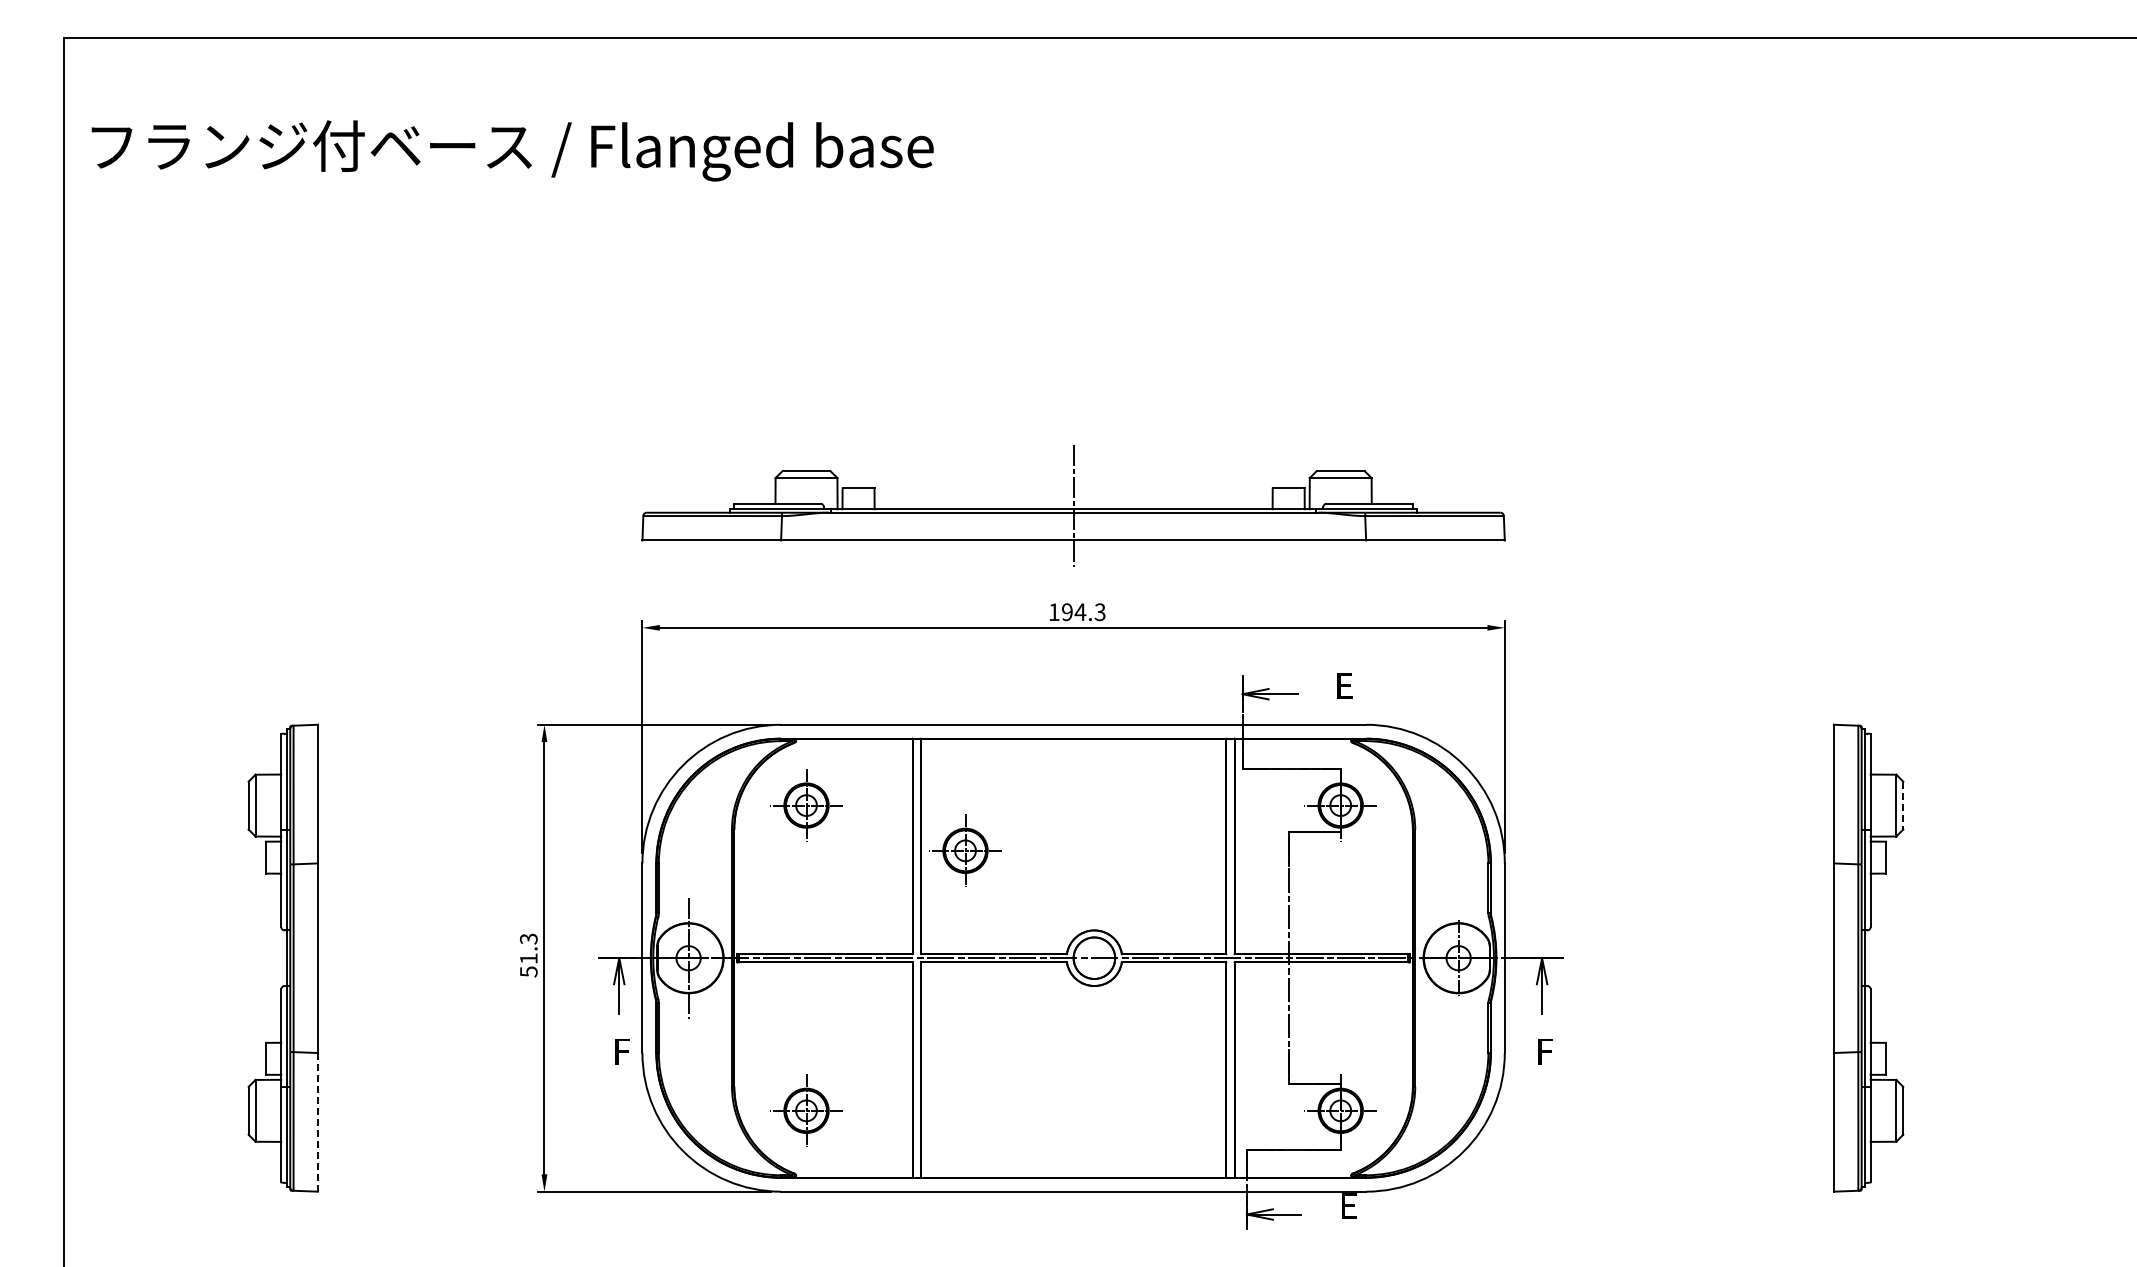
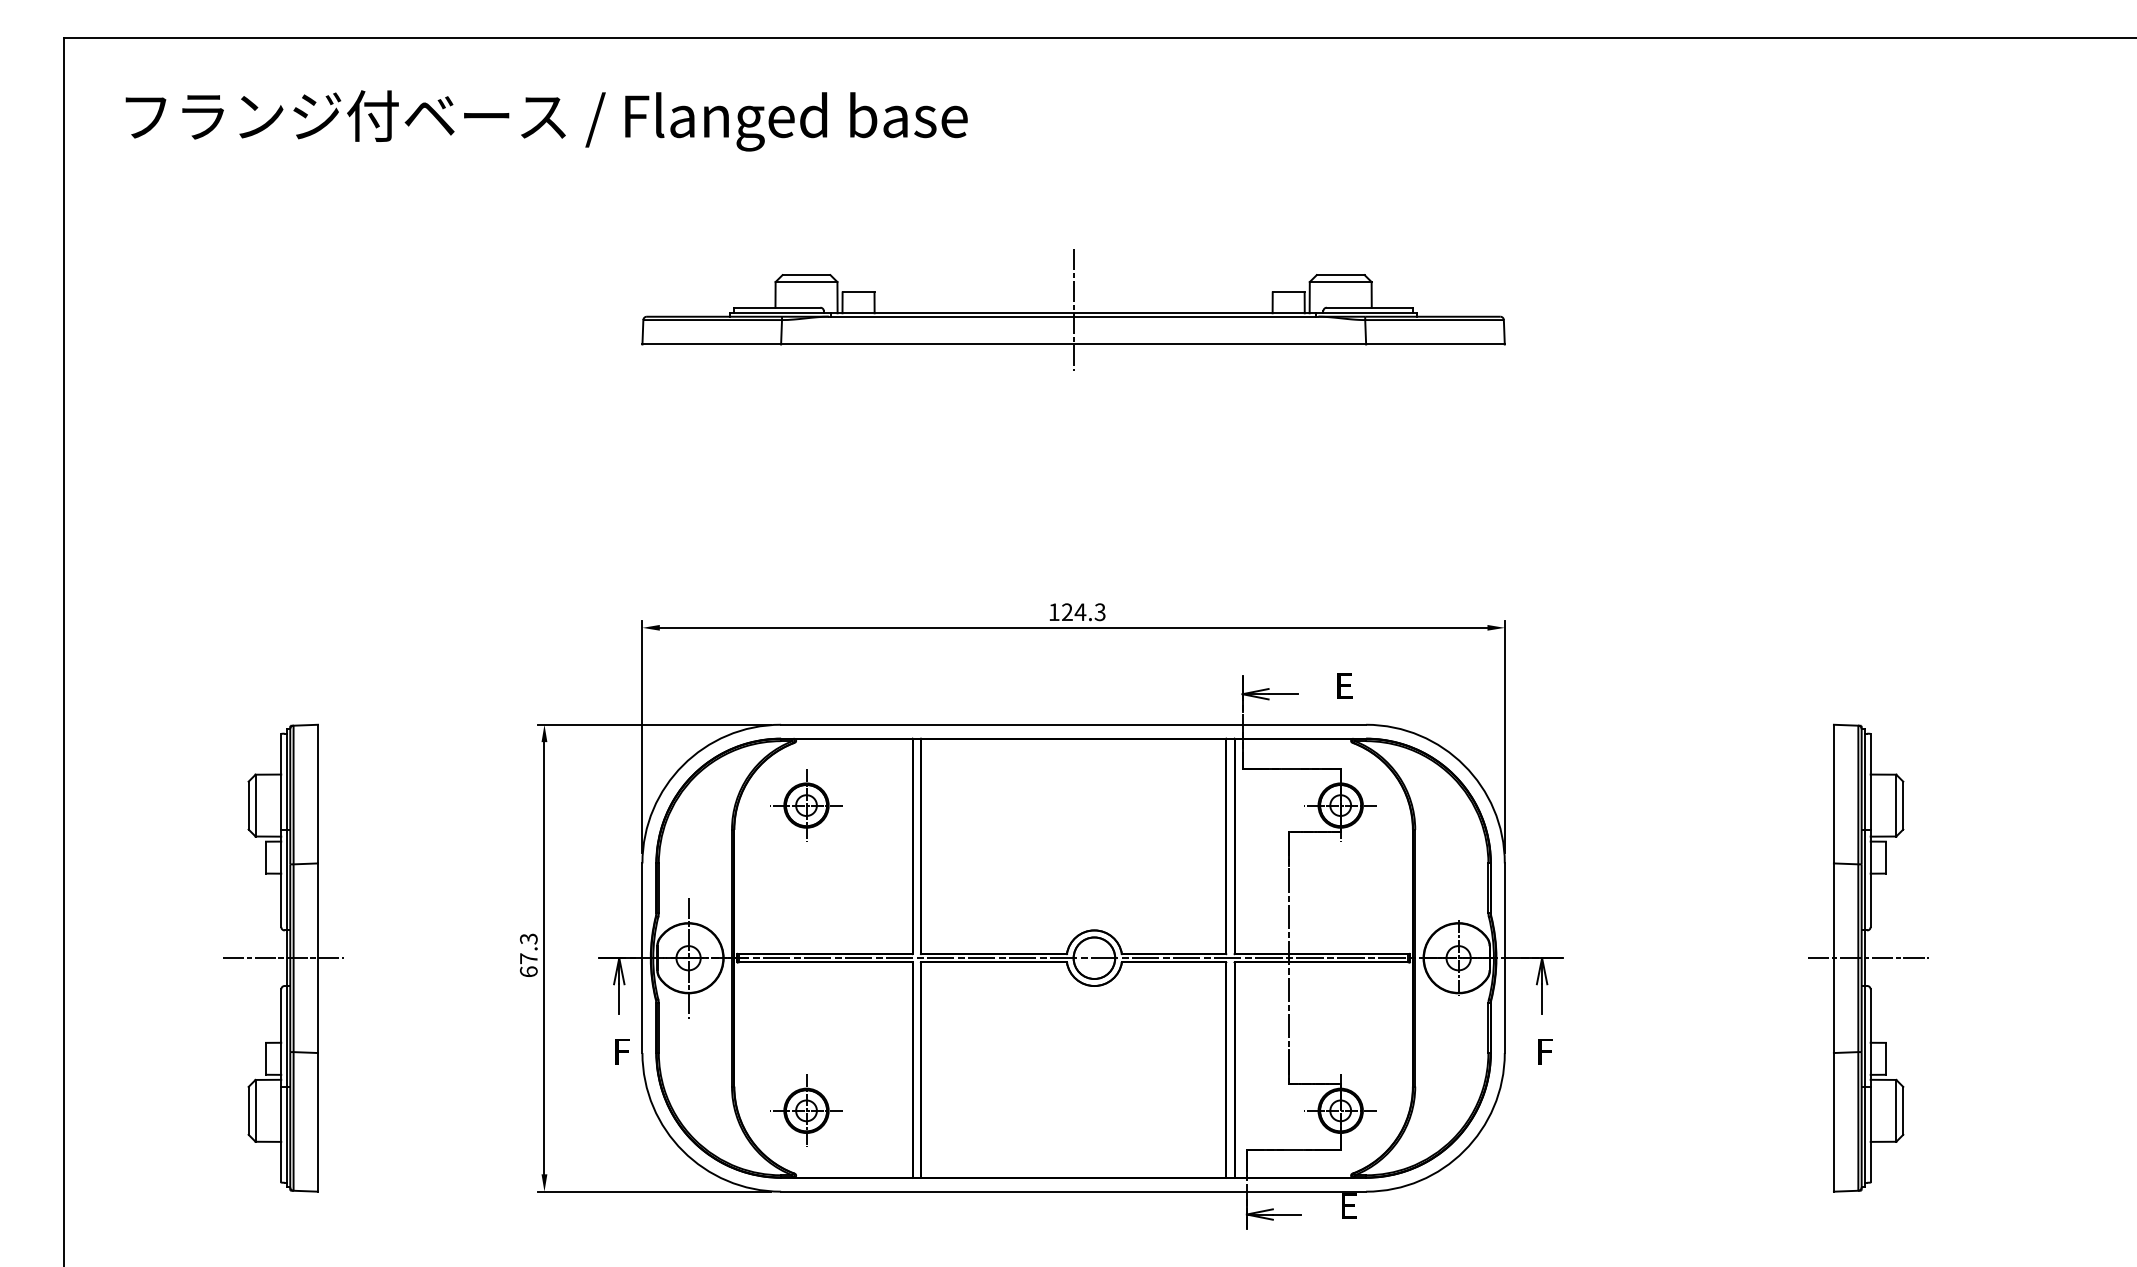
text position: (512, 150) -> (546, 120) (546, 120)
part position: (1073, 505) -> (1073, 309) (1073, 309)
text: 194.3 -> 124.3 (1067, 612)
line: dashed -> solid (1903, 805)
part: present -> none (965, 850)
line: none -> present (283, 958)
line: none -> present (1868, 958)
text: 51.3 -> 67.3 (528, 965)
line: dashed -> solid (318, 1122)
